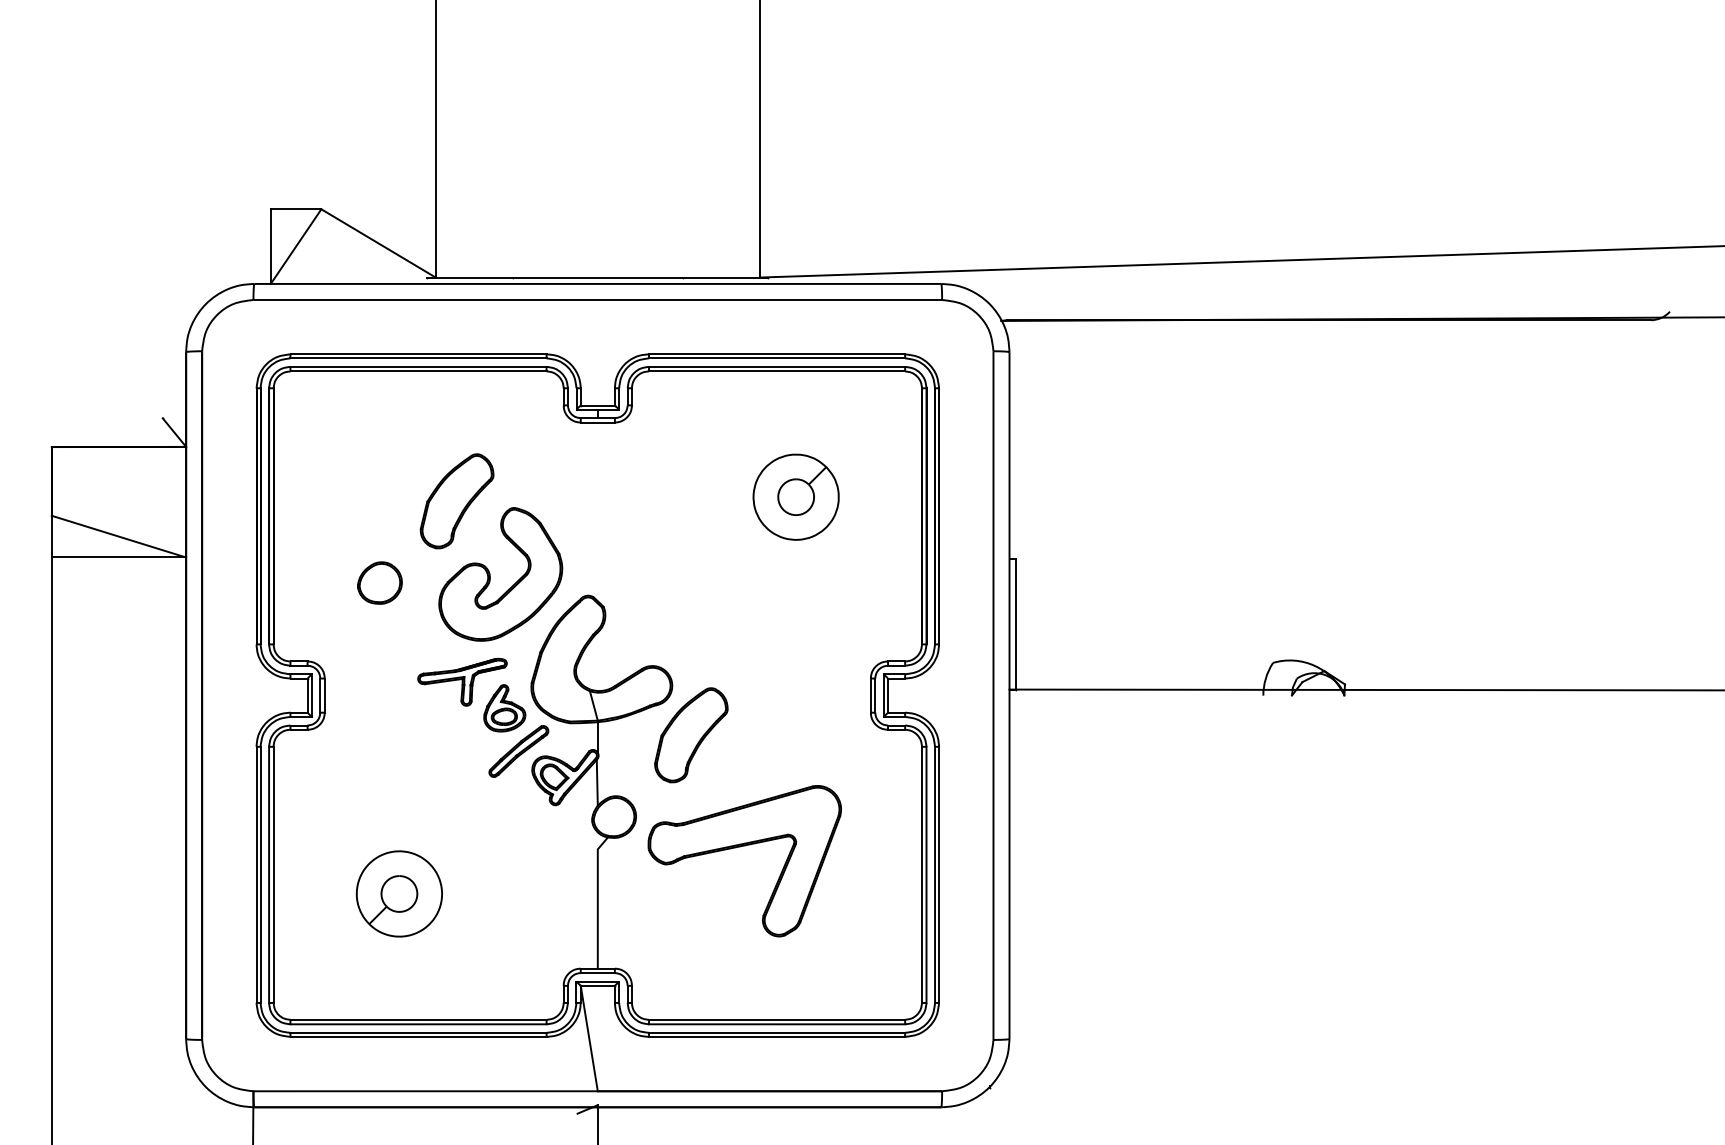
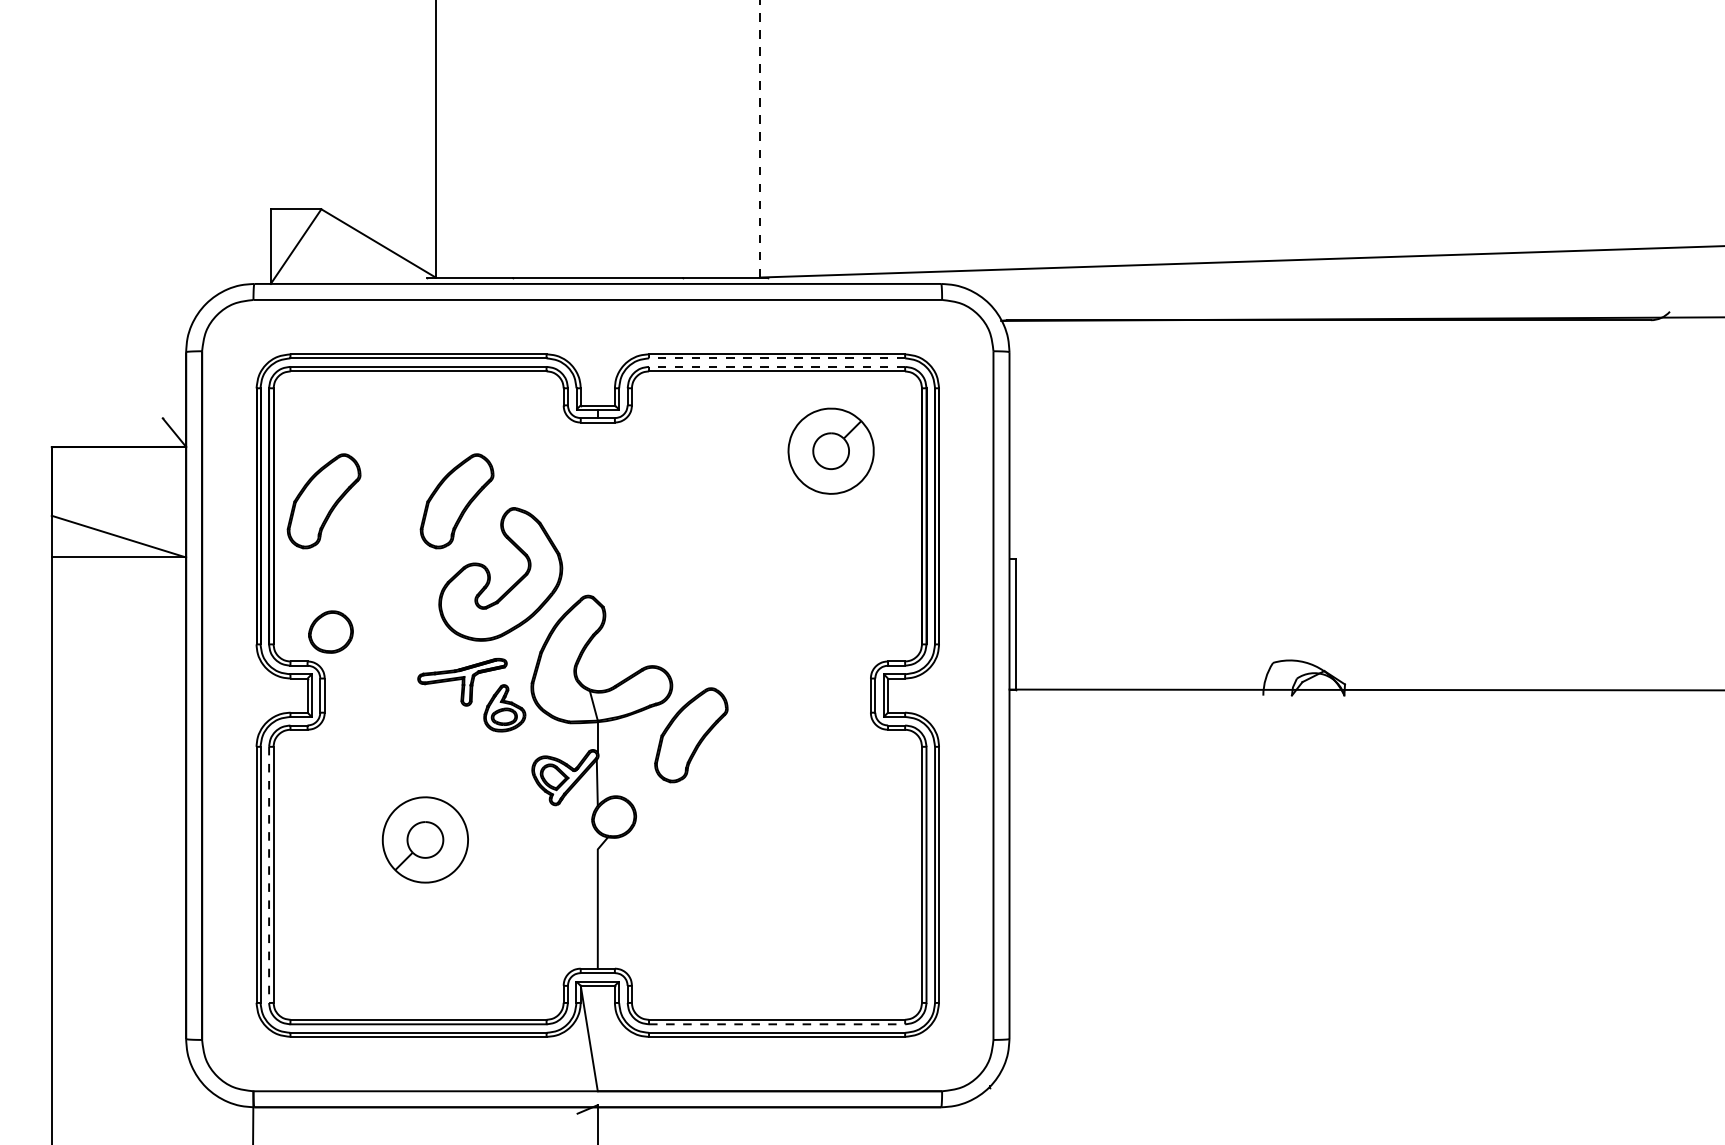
line: solid -> dashed (759, 138)
line: solid -> dashed (776, 358)
line: solid -> dashed (776, 366)
part position: (795, 496) -> (830, 450) (830, 450)
part: none -> present (323, 501)
part position: (379, 582) -> (330, 631) (330, 631)
part: present -> none (518, 751)
part: present -> none (740, 847)
line: solid -> dashed (269, 875)
part position: (398, 893) -> (424, 839) (424, 839)
line: solid -> dashed (777, 1024)
